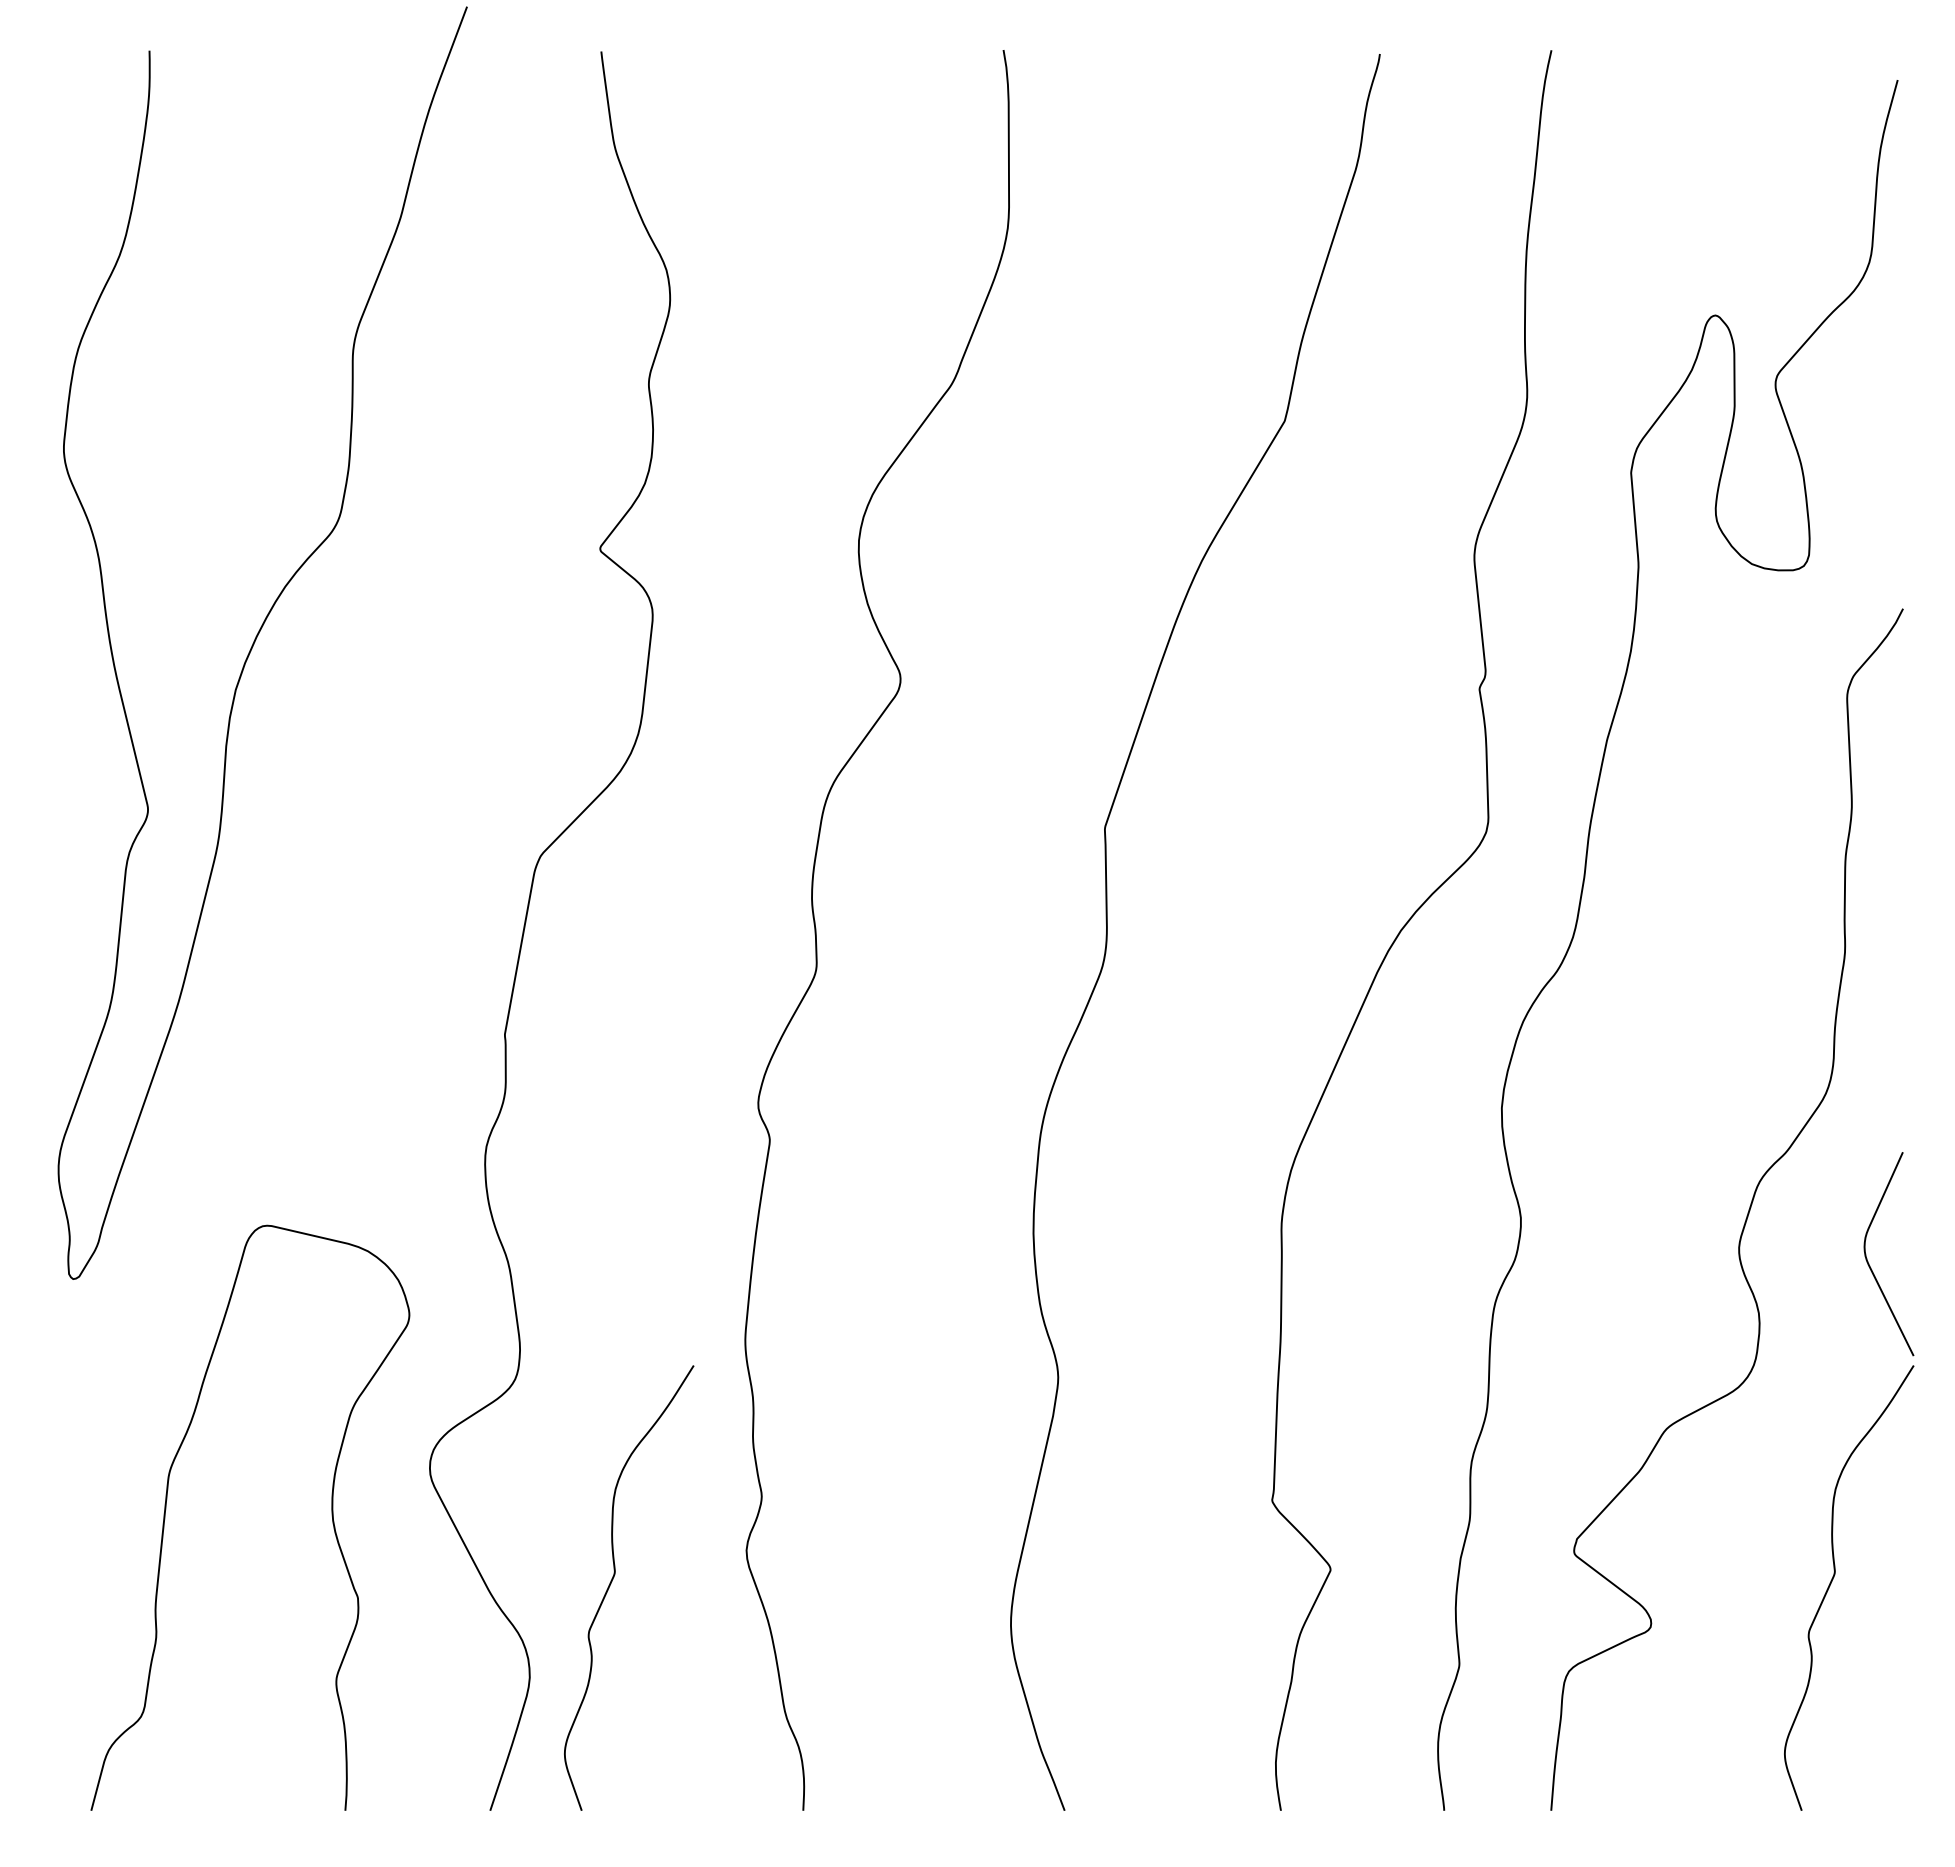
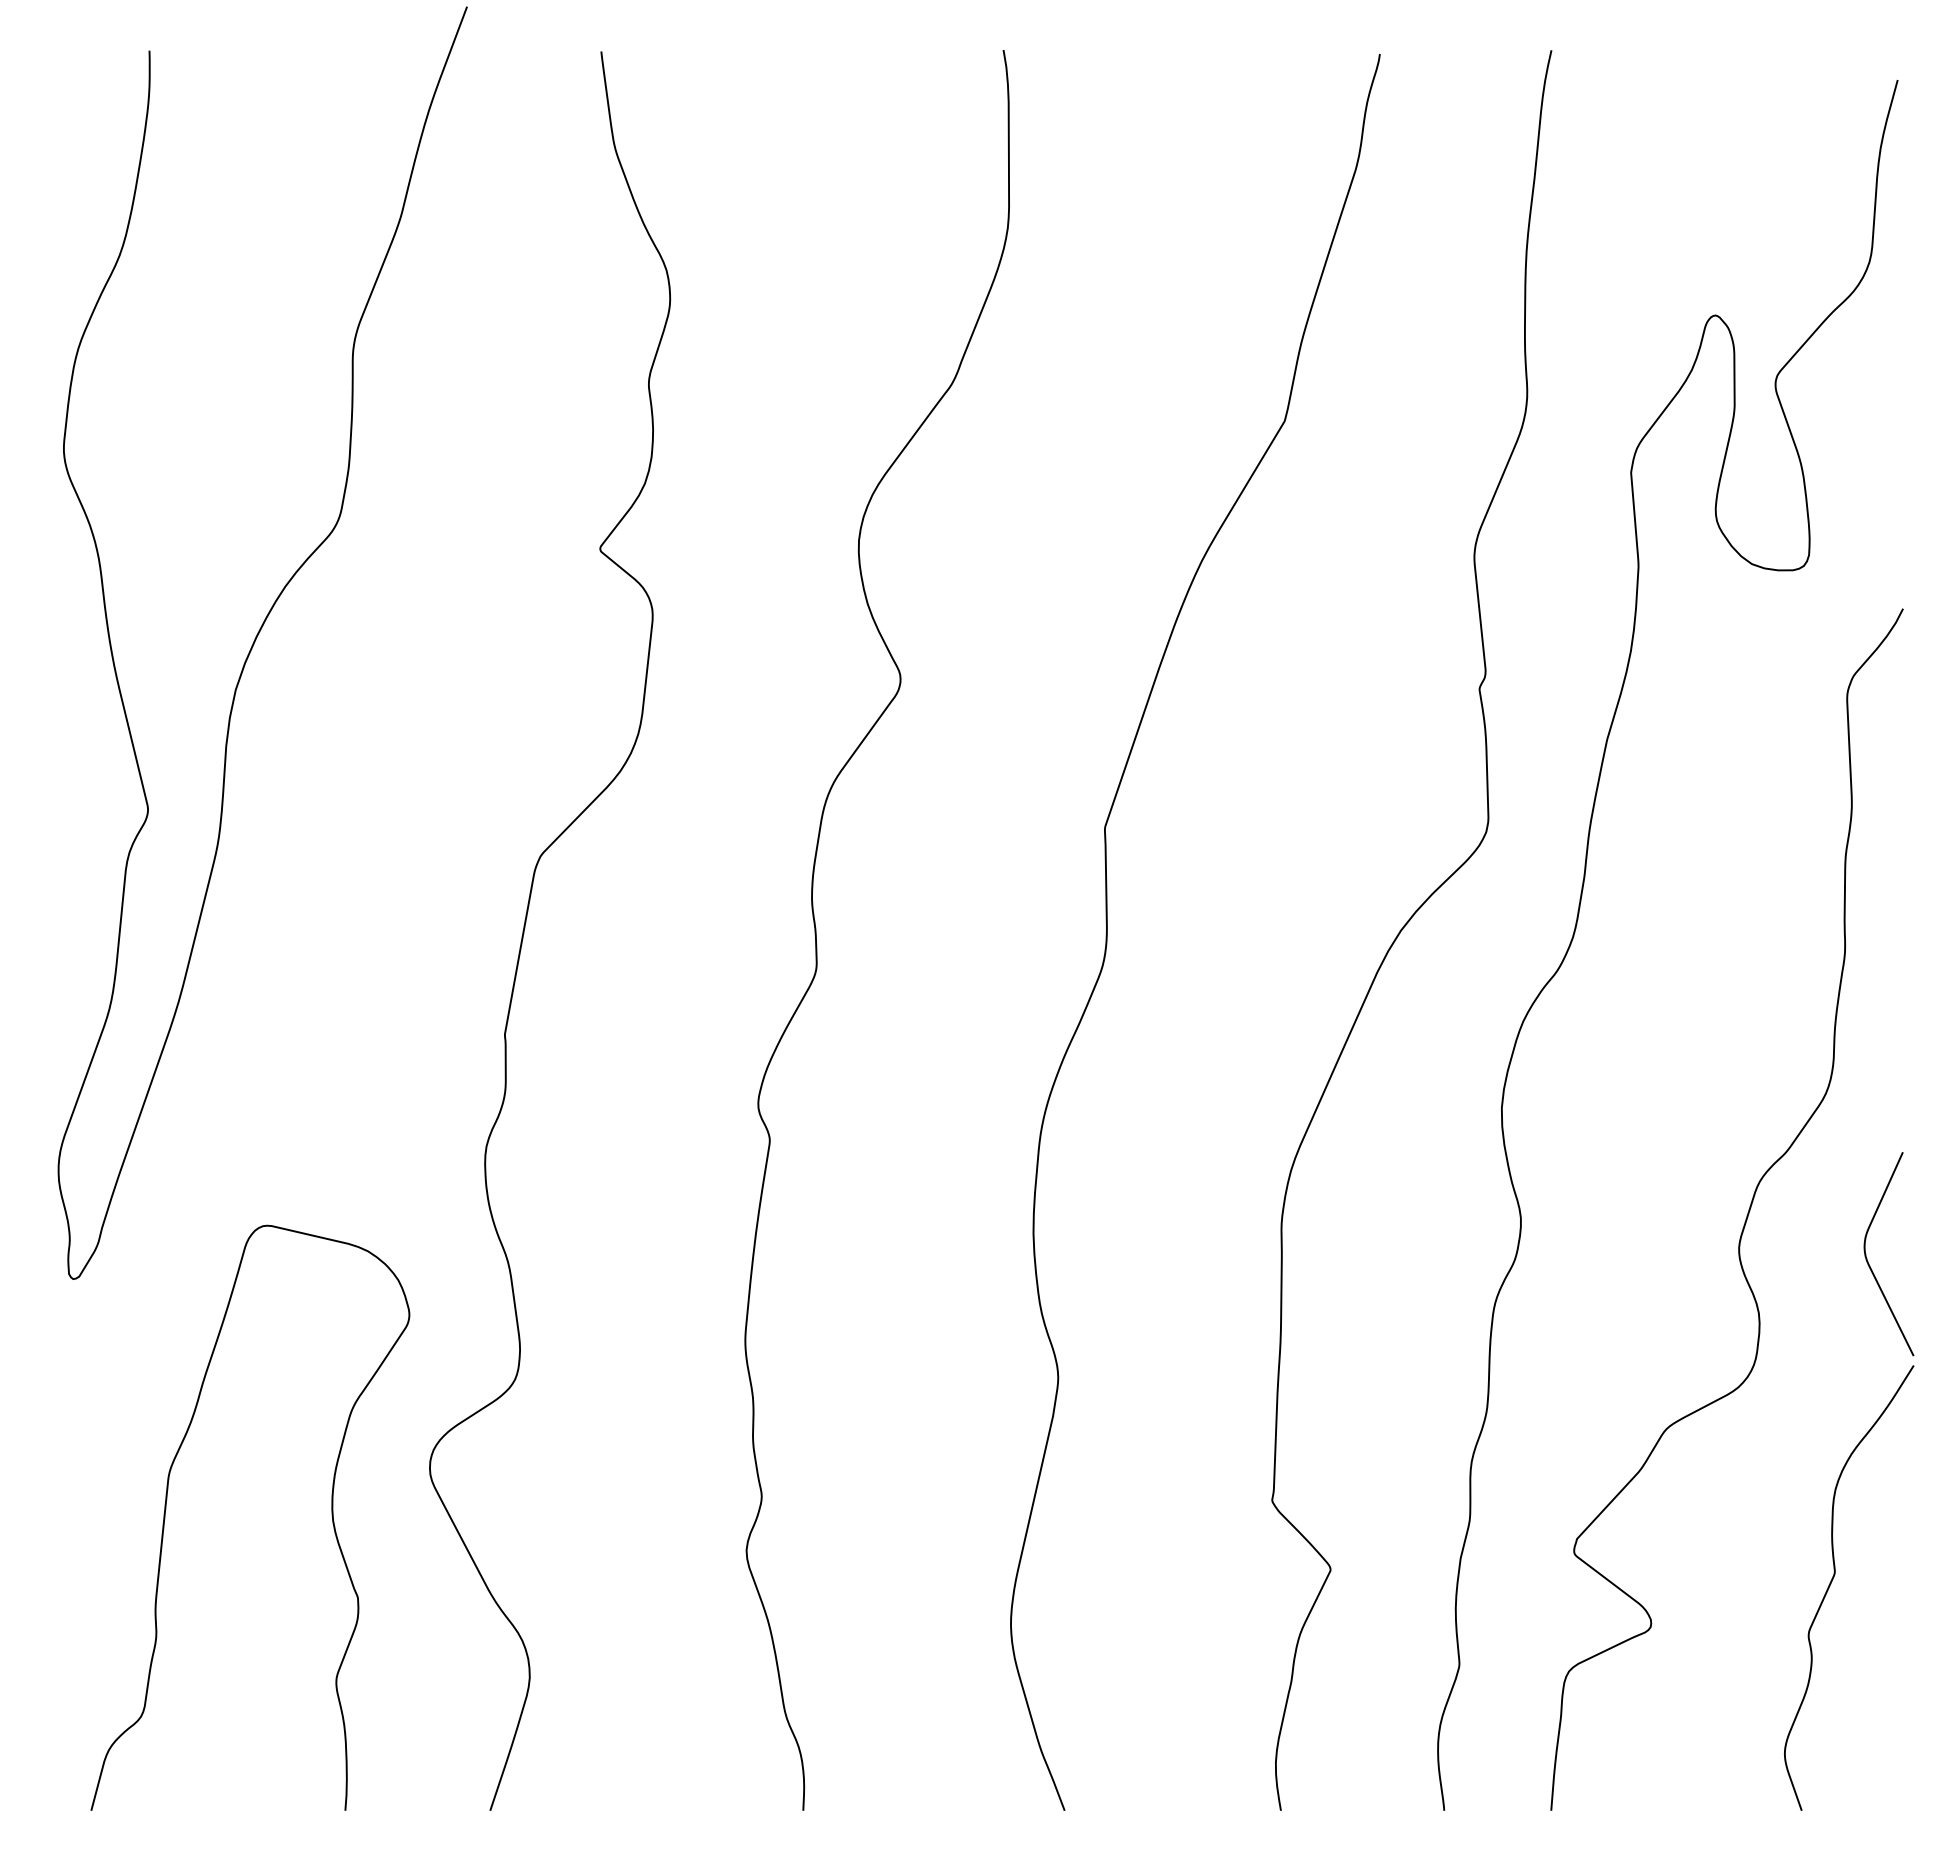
curve: present -> none (613, 1579)
